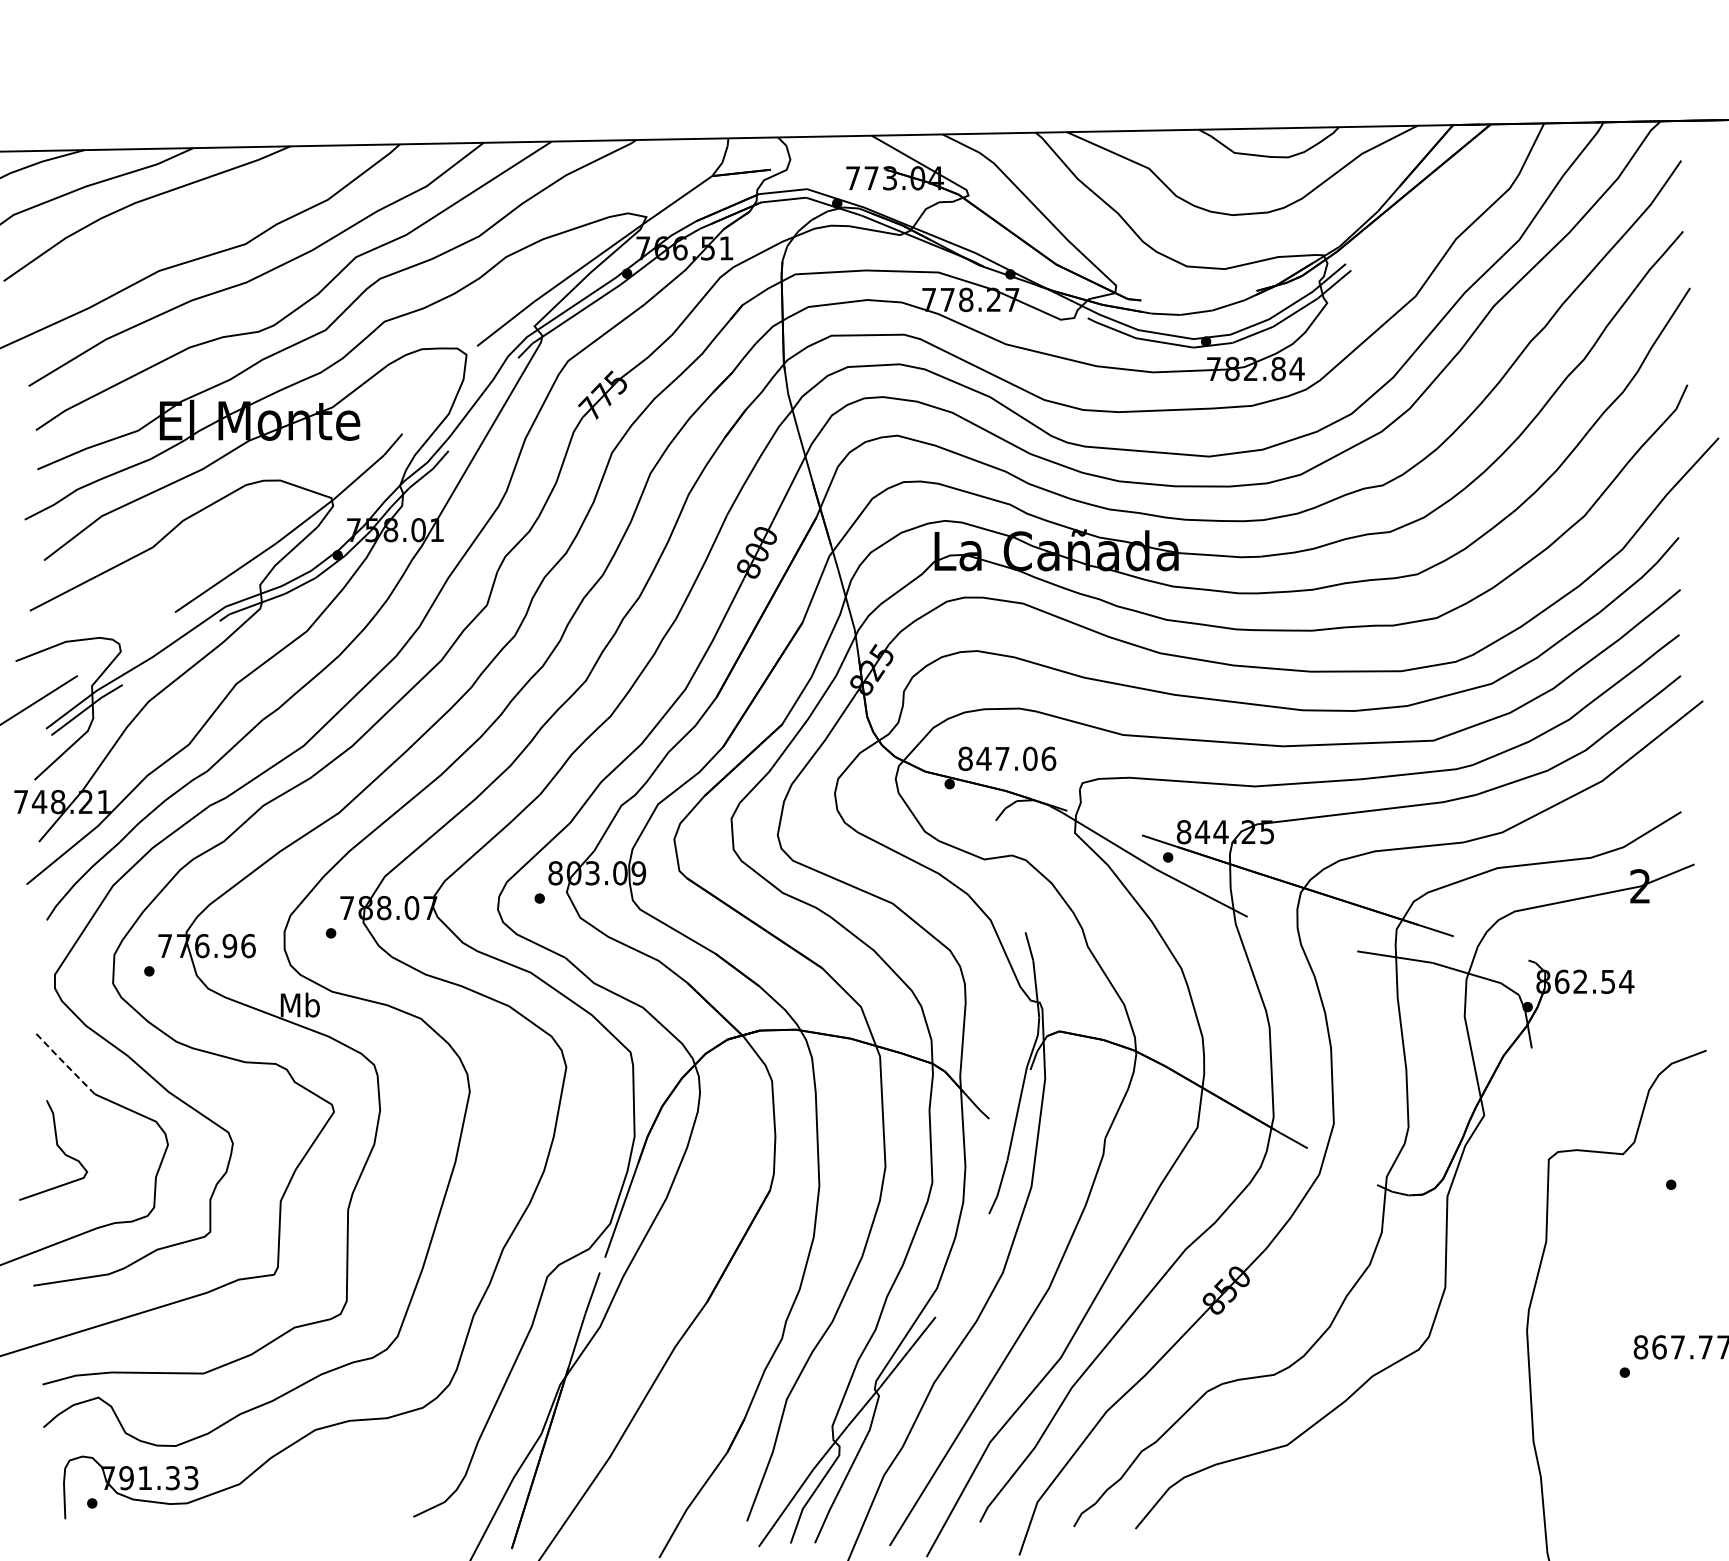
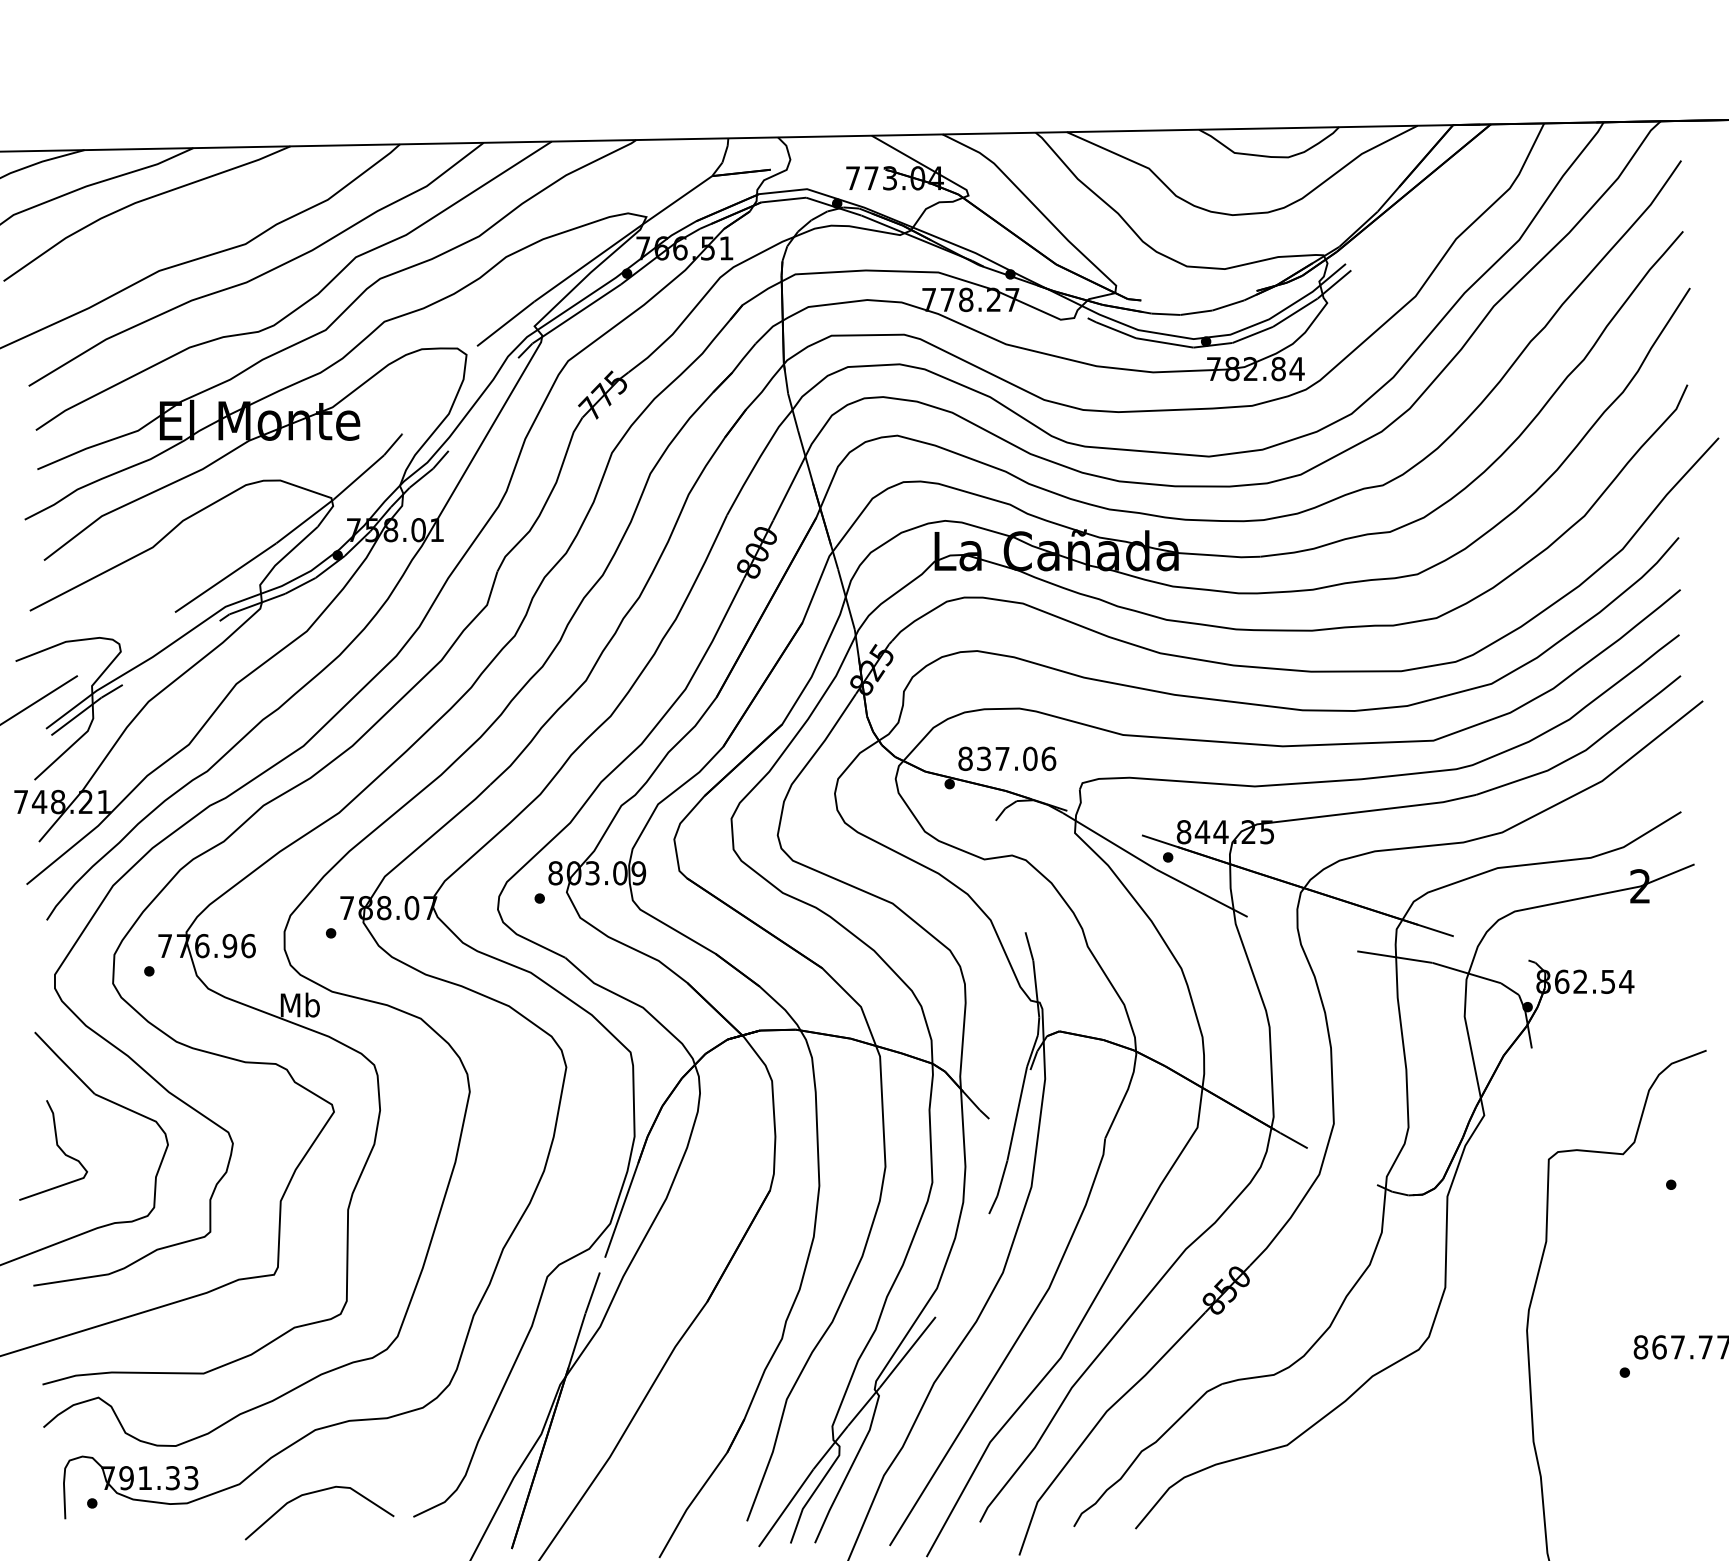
text: 847.06 -> 837.06 (983, 758)
line: dashed -> solid (64, 1063)
curve: none -> present (313, 1493)
